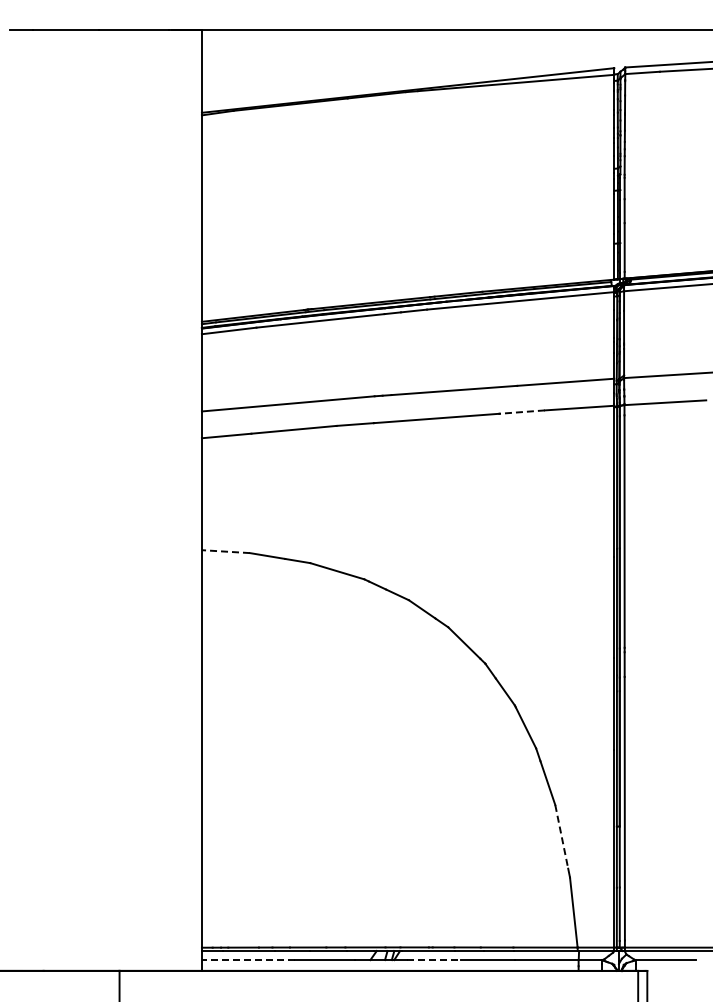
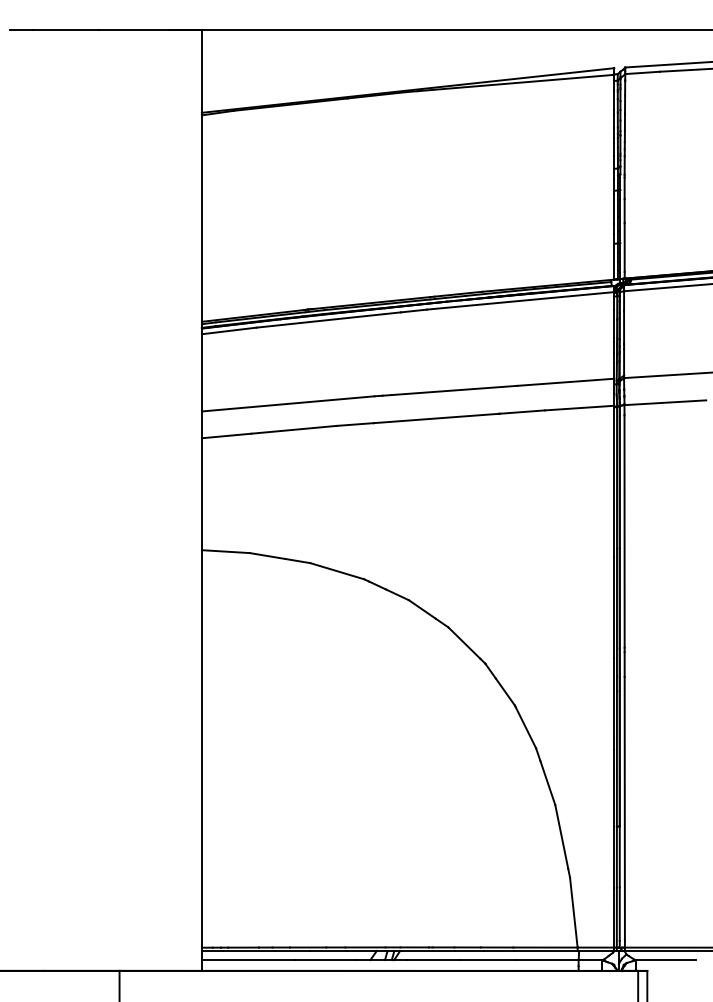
line: dashed -> solid (522, 412)
line: dashed -> solid (225, 551)
line: dashed -> solid (561, 837)
line: dashed -> solid (247, 960)
line: dashed -> solid (433, 960)
